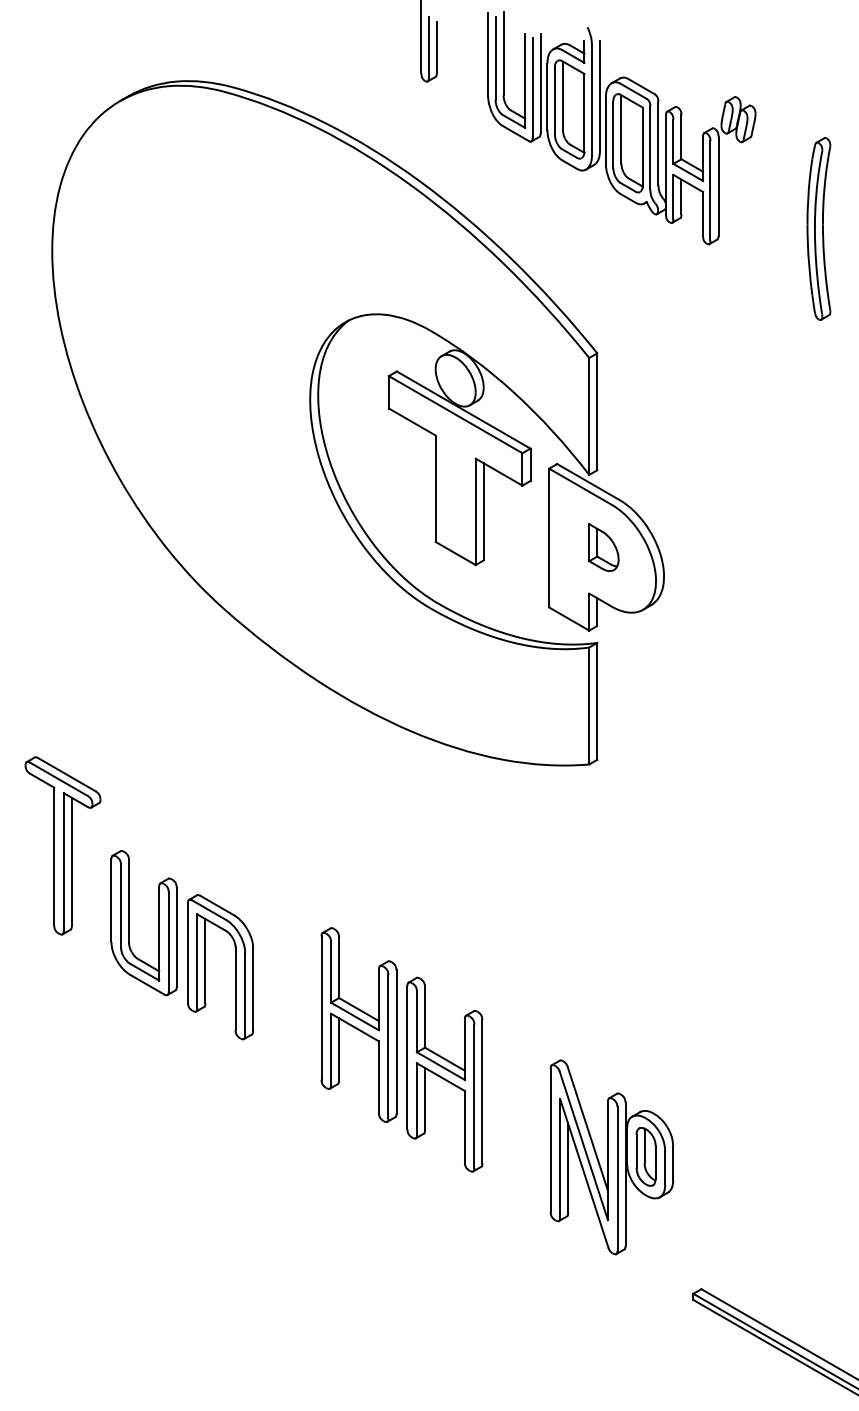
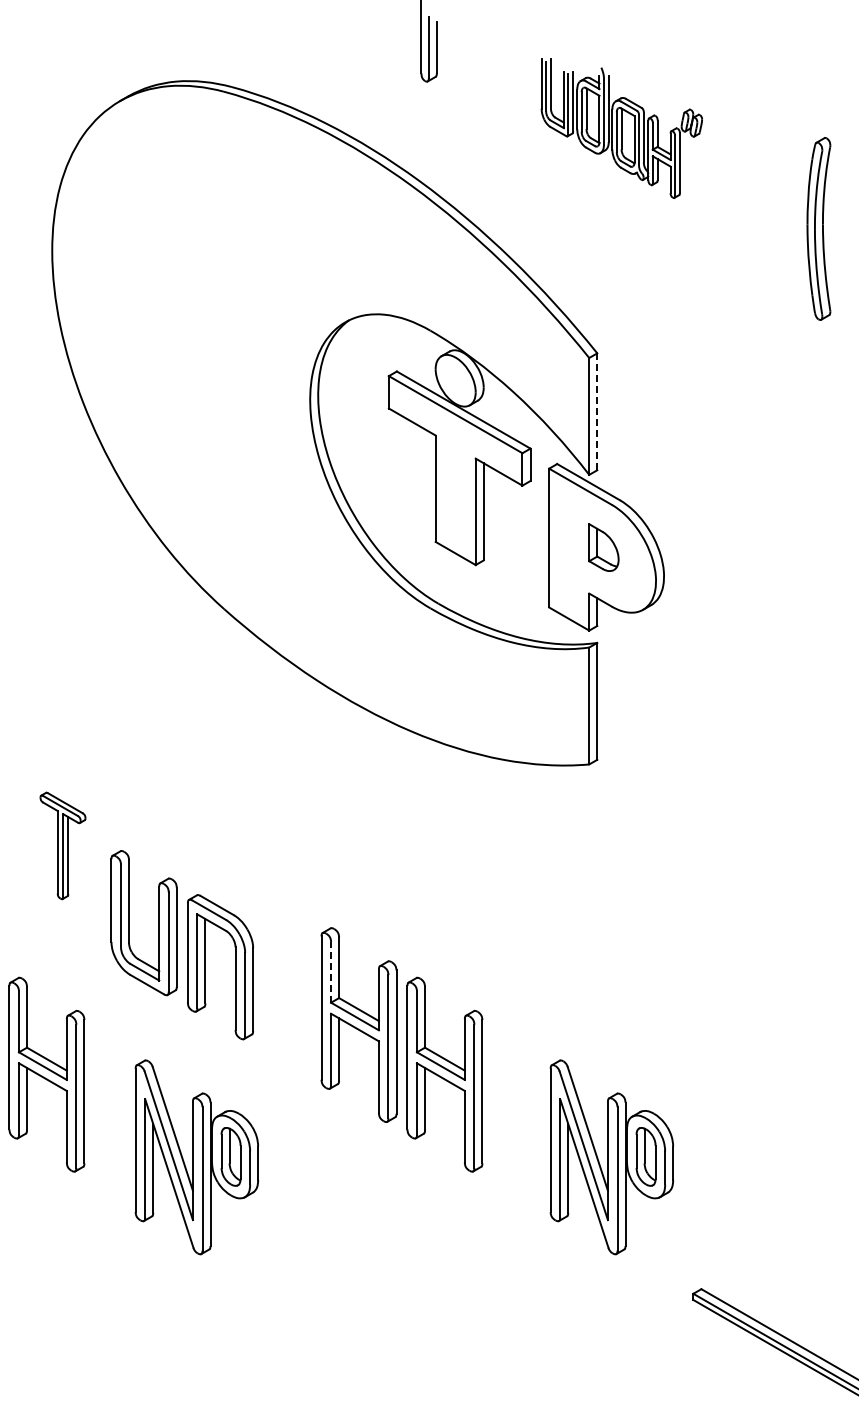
part size: 270x235 px -> 163x141 px (621, 128)
line: solid -> dashed (597, 411)
part size: 78x180 px -> 48x110 px (62, 845)
line: solid -> dashed (331, 971)
part: none -> present (46, 1074)
part: none -> present (196, 1157)
